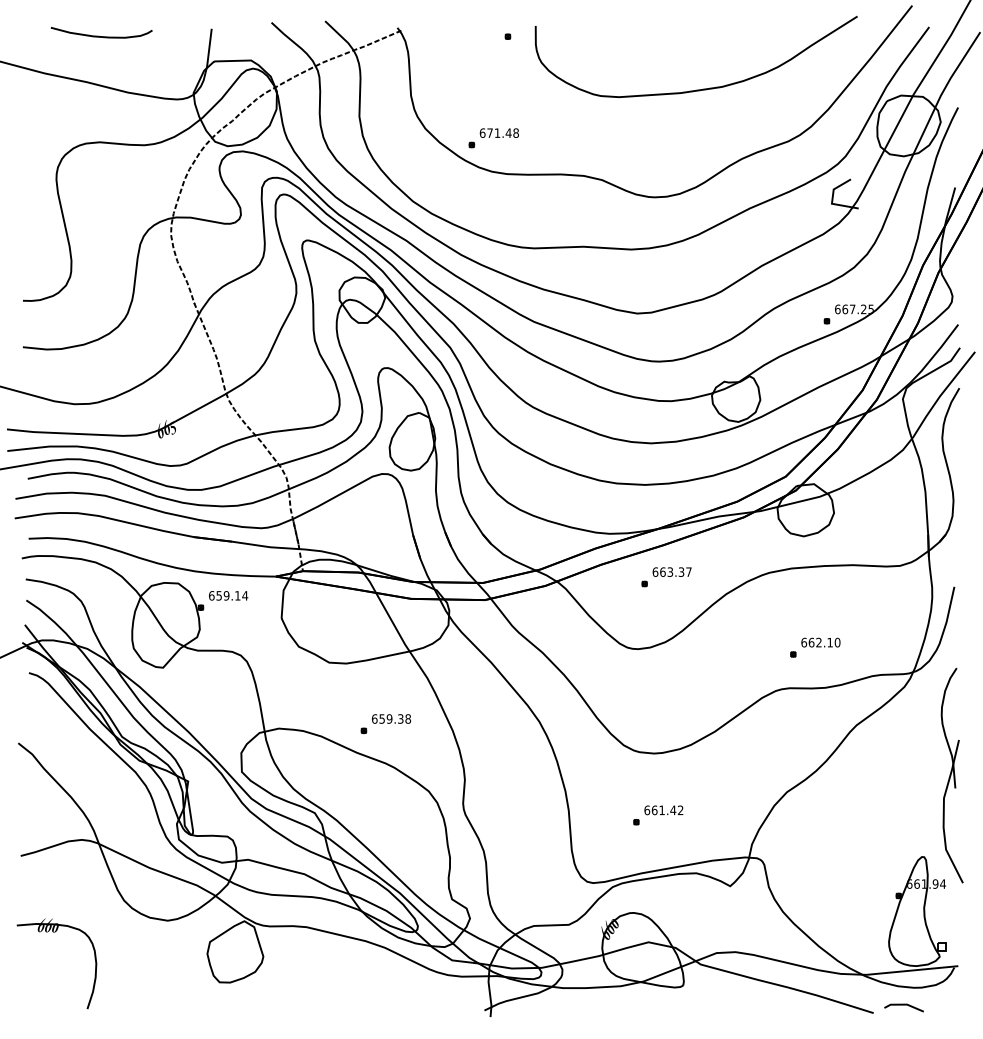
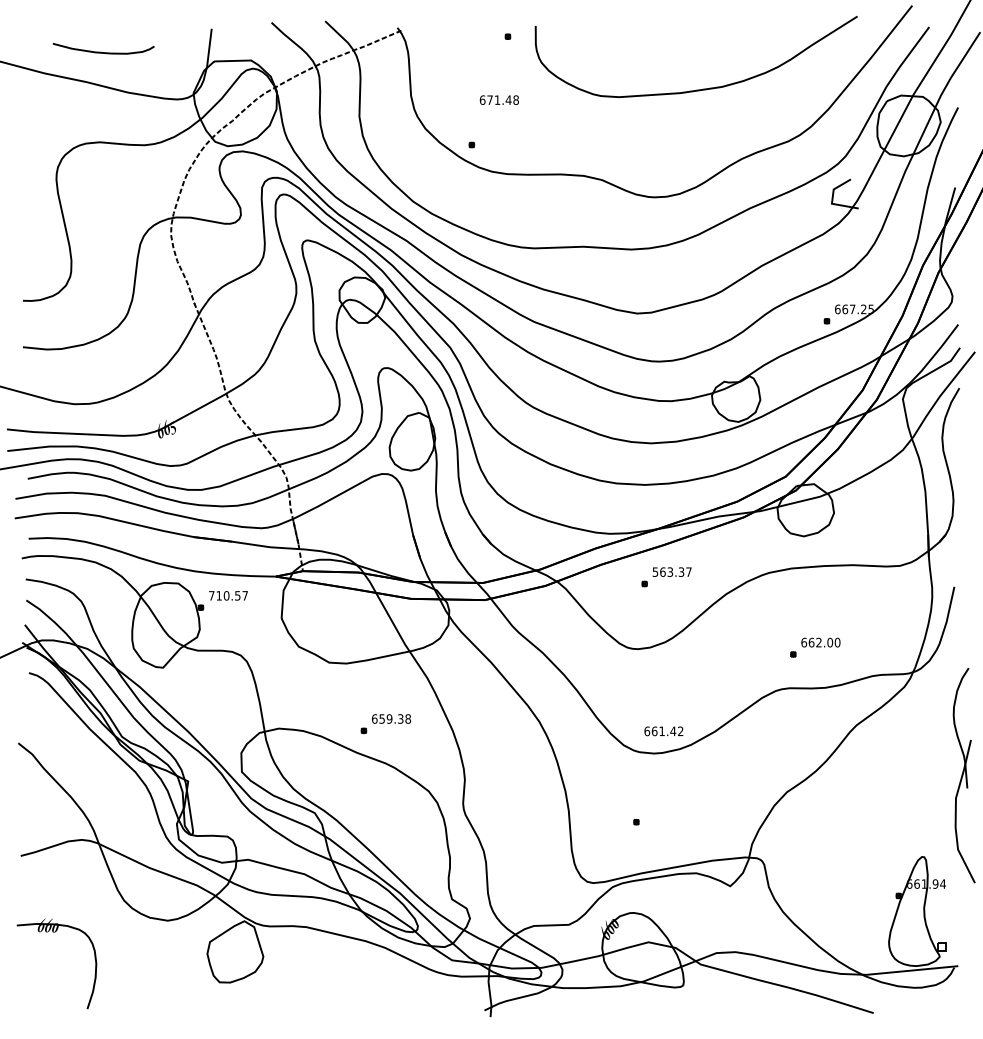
curve position: (99, 35) -> (101, 51) (101, 51)
text position: (498, 132) -> (498, 99) (498, 99)
text: 663.37 -> 563.37 (655, 571)
text: 659.14 -> 710.57 (228, 595)
text: 662.10 -> 662.00 (830, 642)
part position: (951, 775) -> (963, 775) (963, 775)
text position: (663, 810) -> (663, 731) (663, 731)
line: present -> none (903, 1005)
